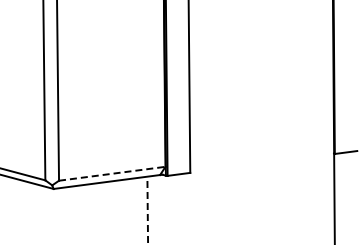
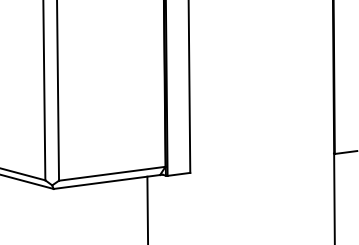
line: dashed -> solid (112, 173)
line: dashed -> solid (147, 210)
